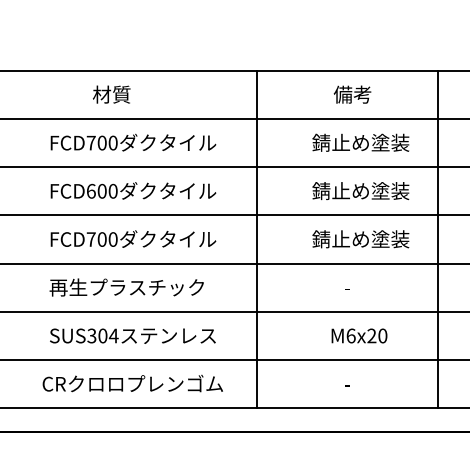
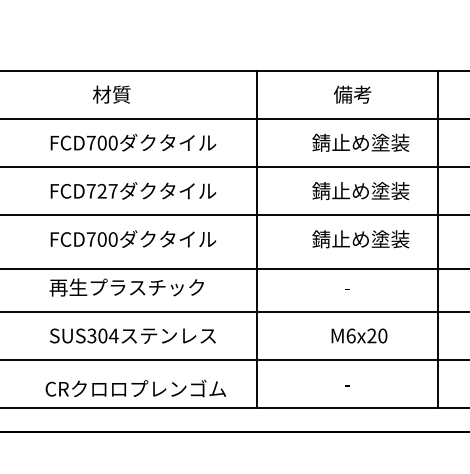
text: FCD600 -> FCD727 (101, 190)
line position: (234, 263) -> (234, 268) (234, 268)
text position: (132, 383) -> (135, 388) (135, 388)
